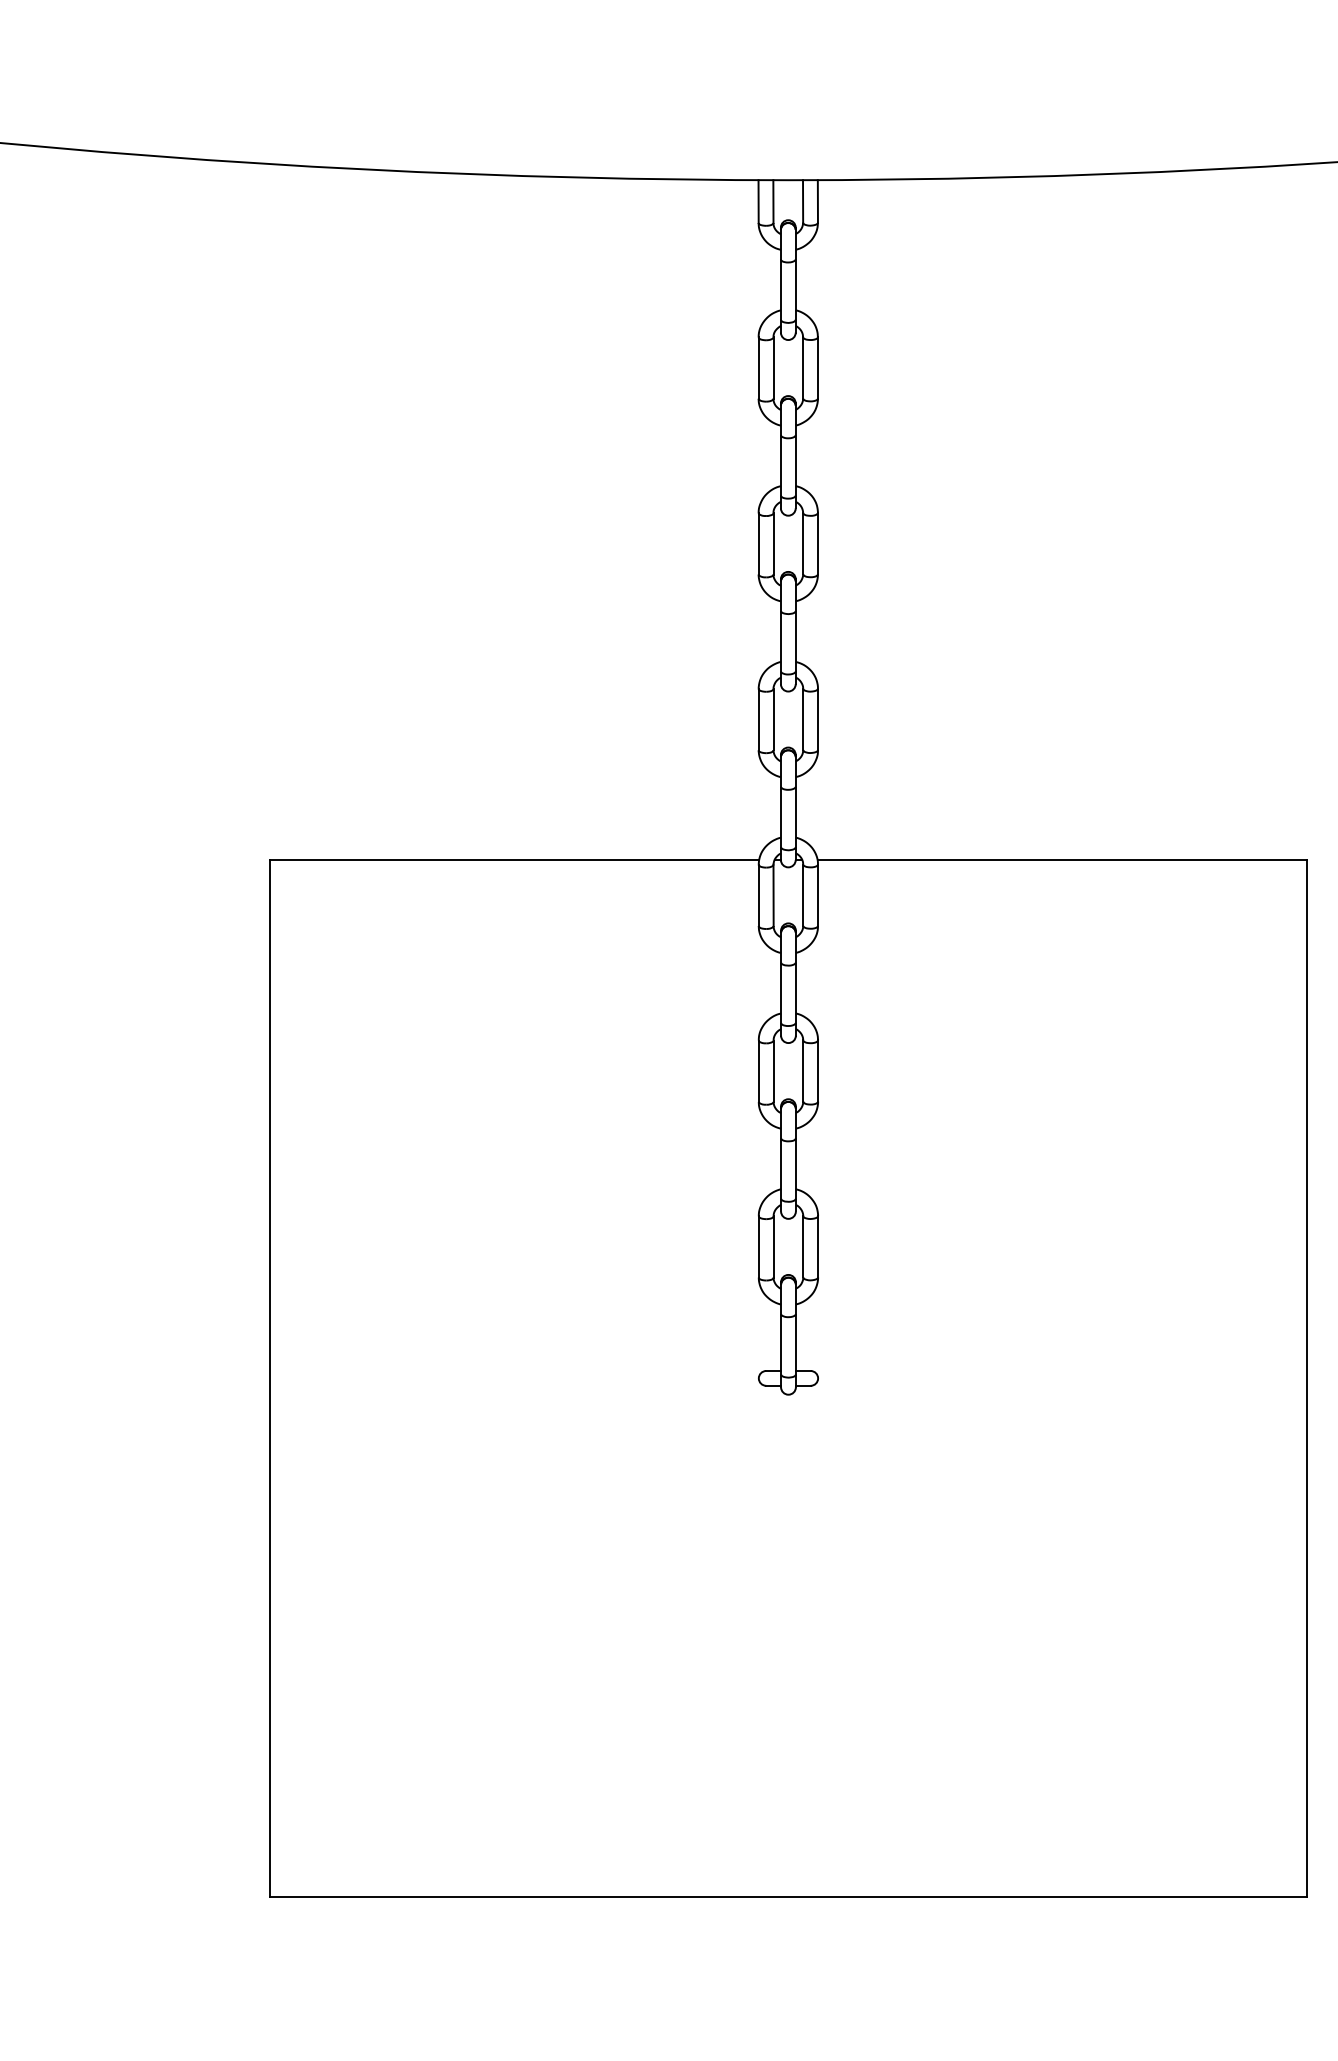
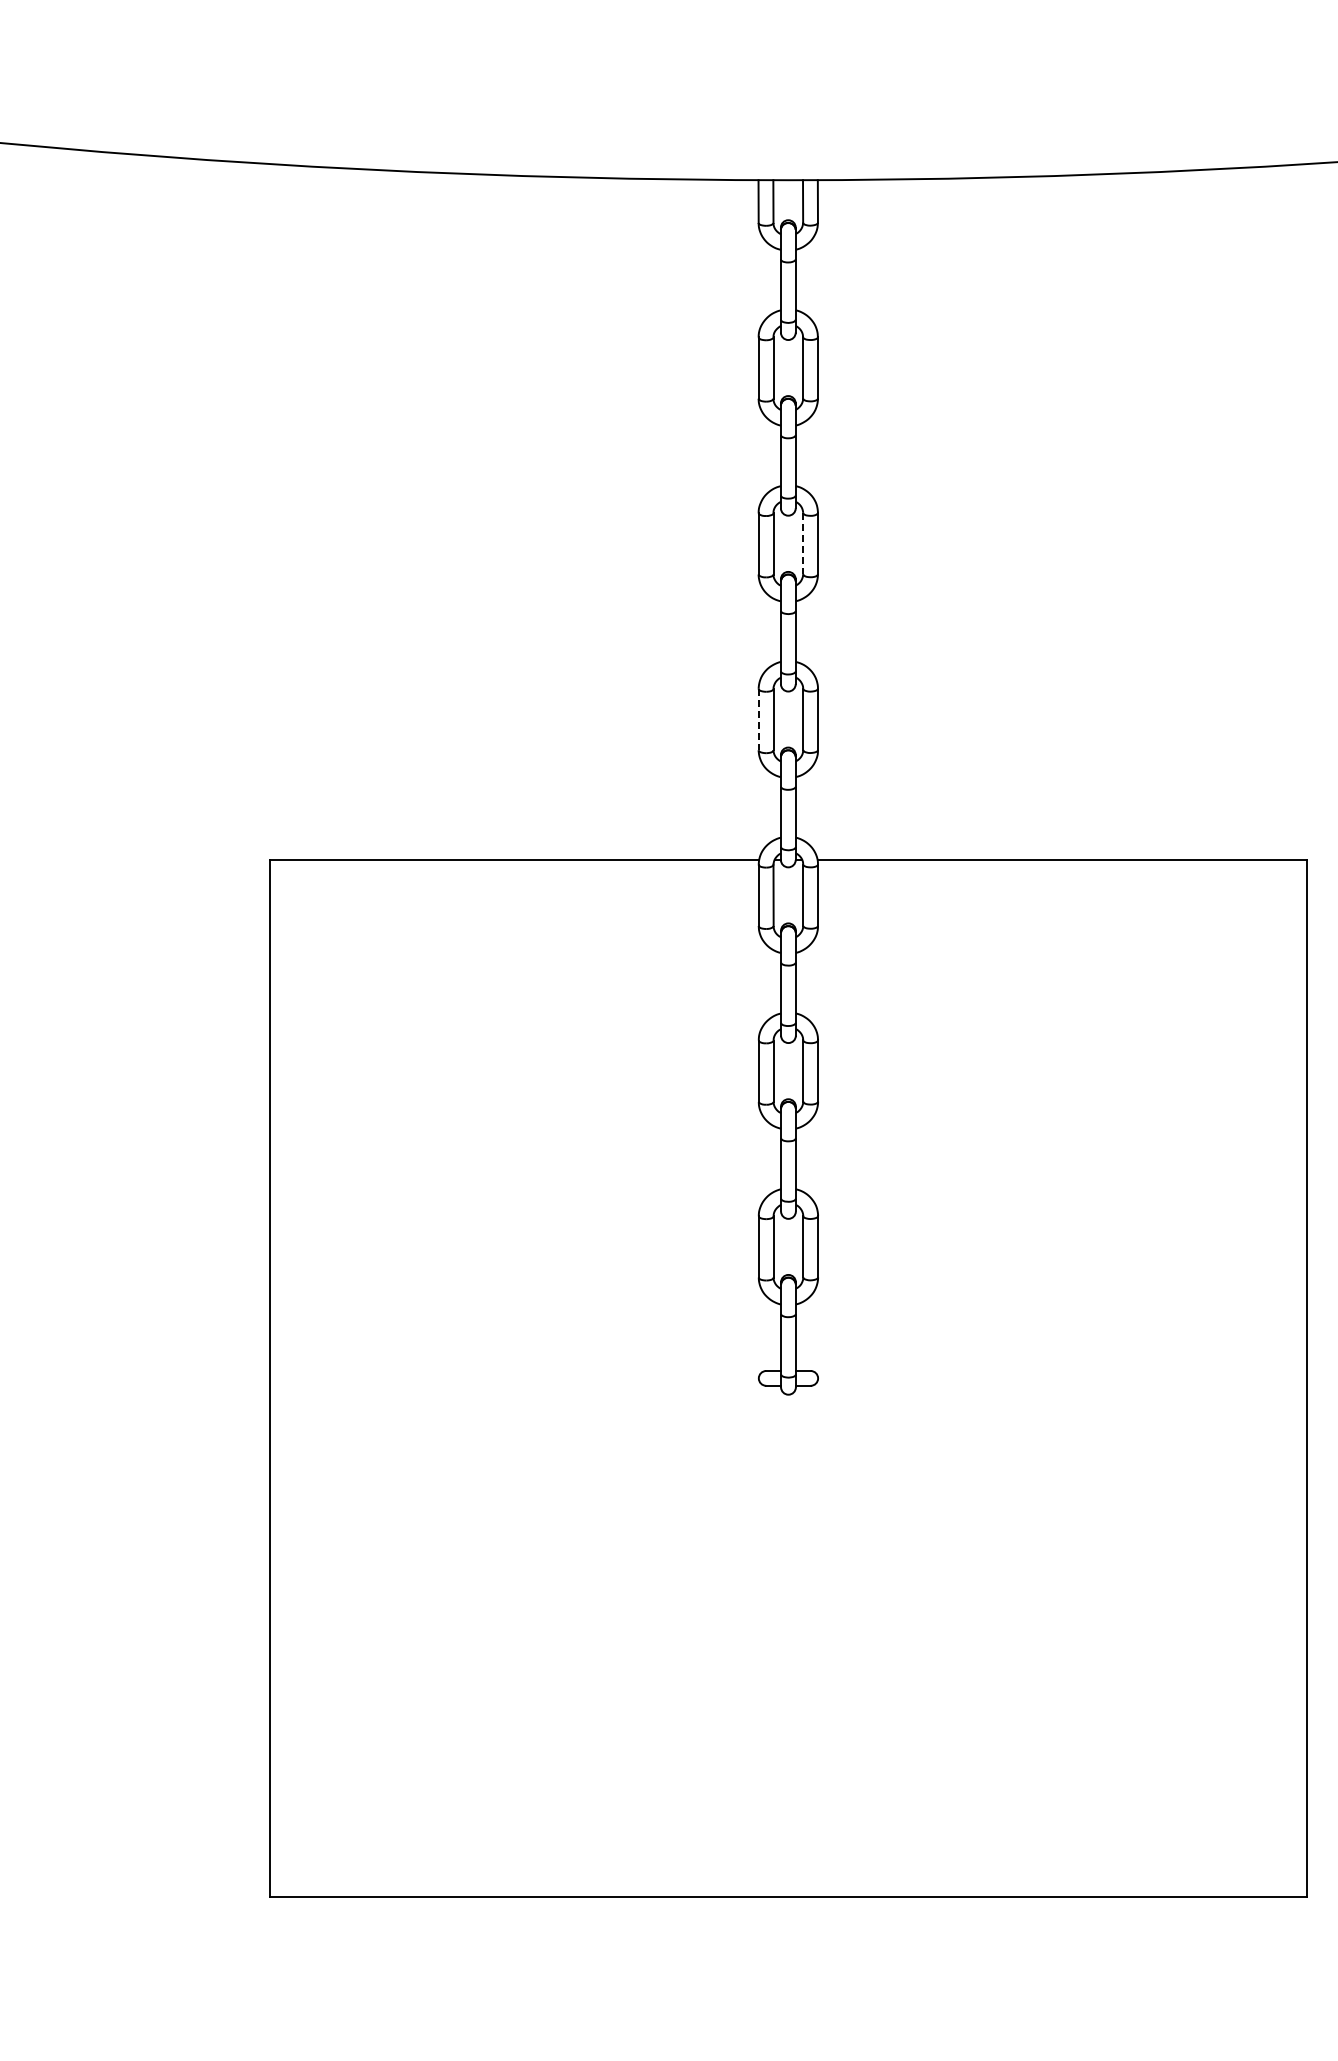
line: solid -> dashed (803, 543)
line: solid -> dashed (758, 719)
